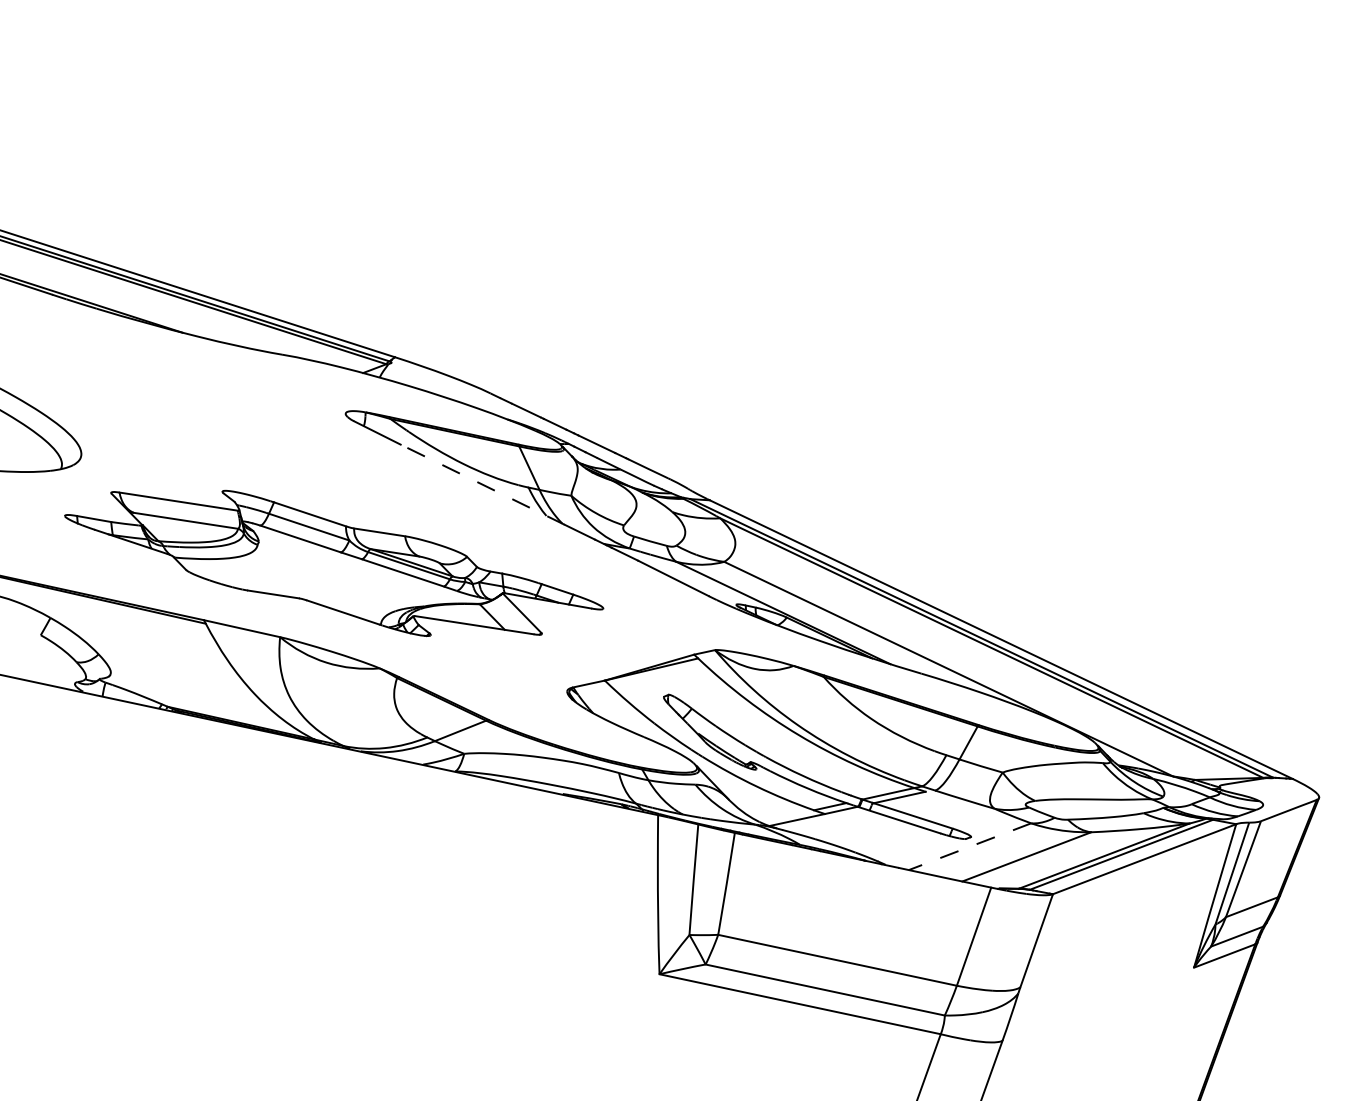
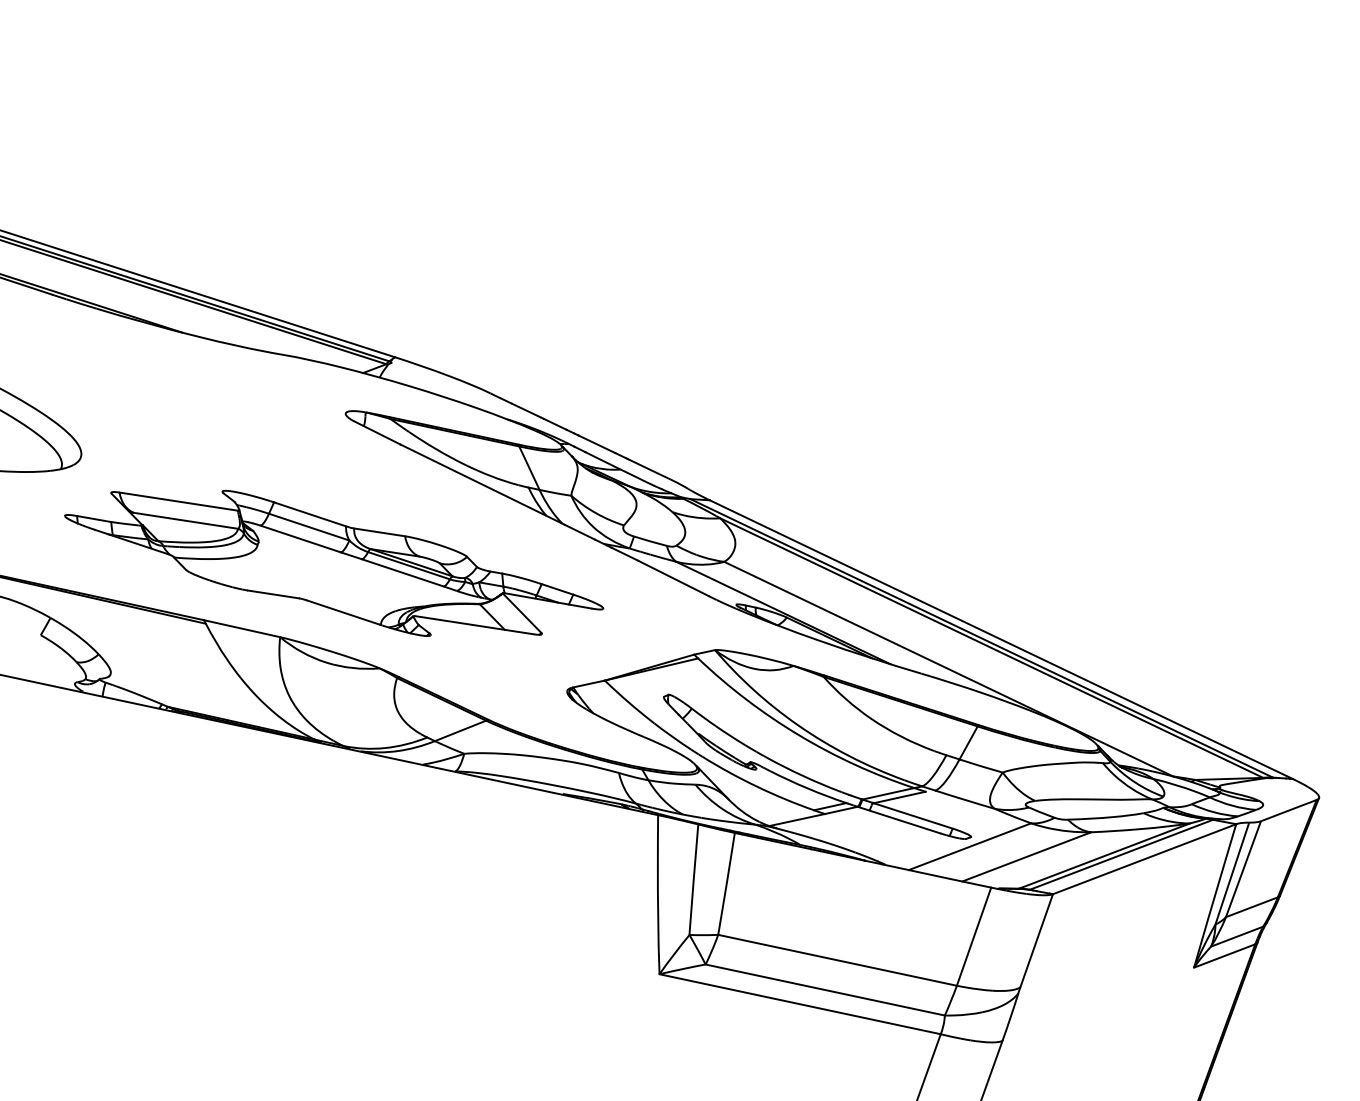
line: dashed -> solid (482, 484)
line: dashed -> solid (969, 846)
